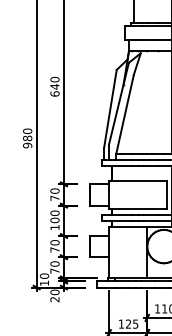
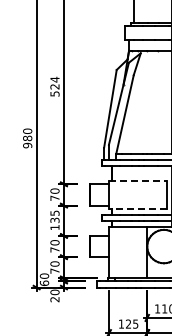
text: 640 -> 524 (54, 86)
line: solid -> dashed (138, 181)
line: solid -> dashed (138, 208)
text: 100 -> 135 (54, 216)
text: 10 -> 60 (44, 283)
